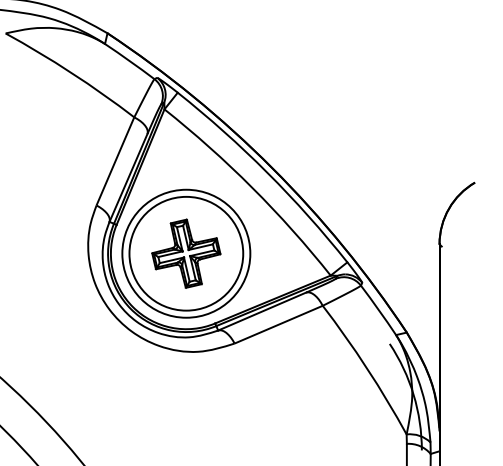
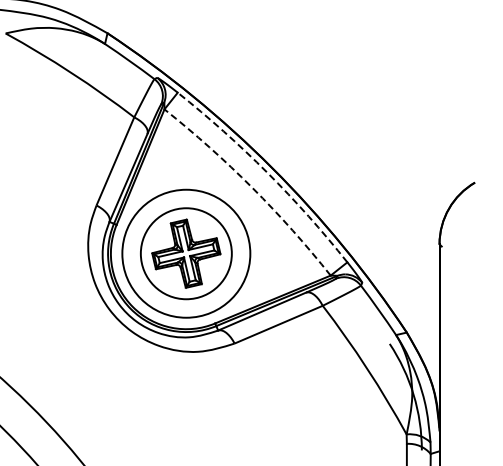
arc: solid -> dashed (267, 172)
arc: solid -> dashed (252, 187)
circle diameter: 114 px -> 91 px (185, 253)
